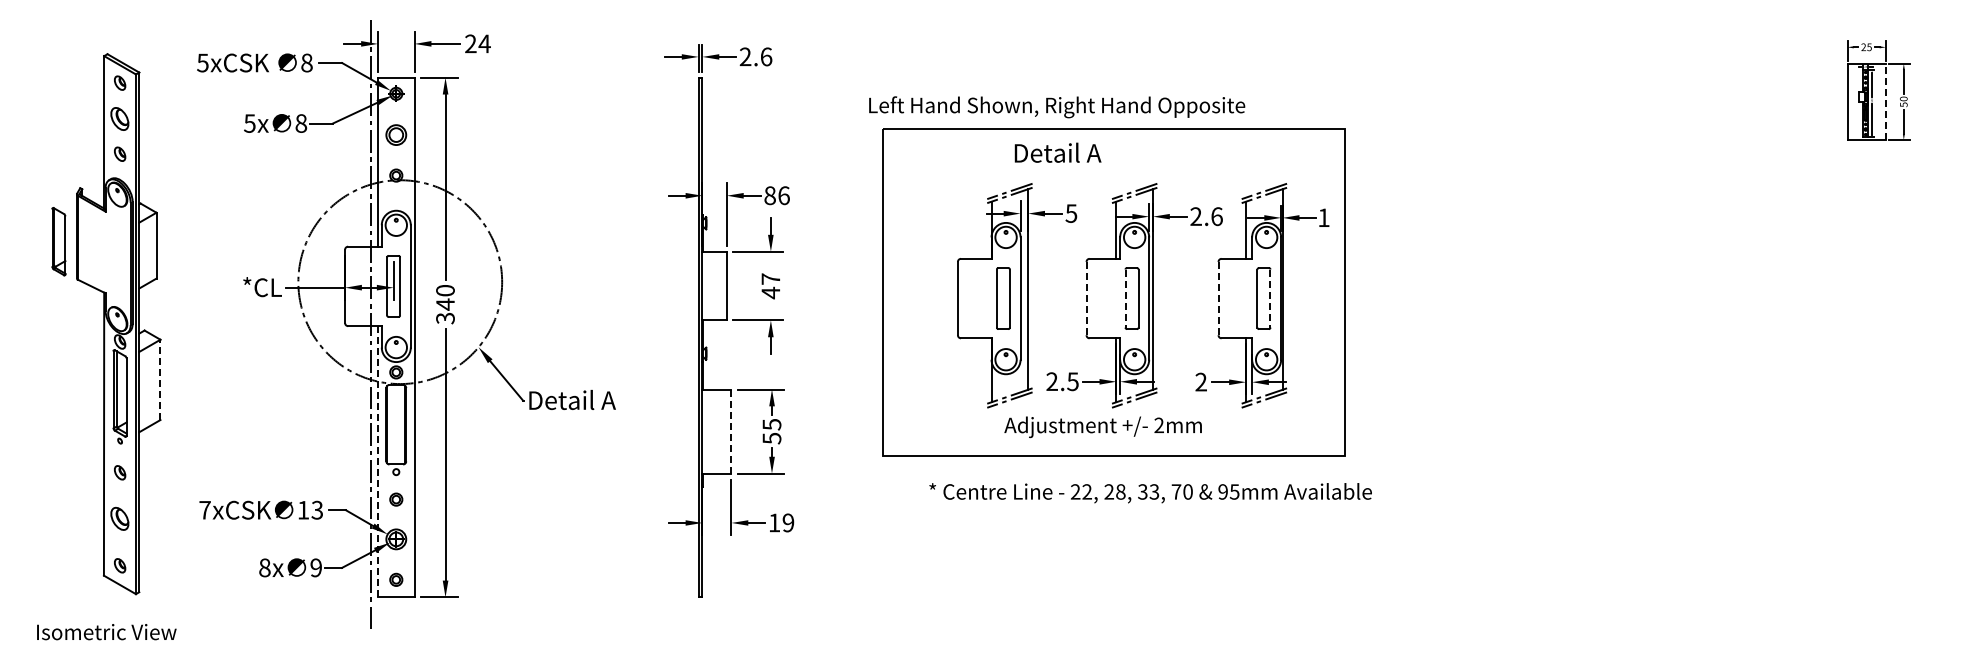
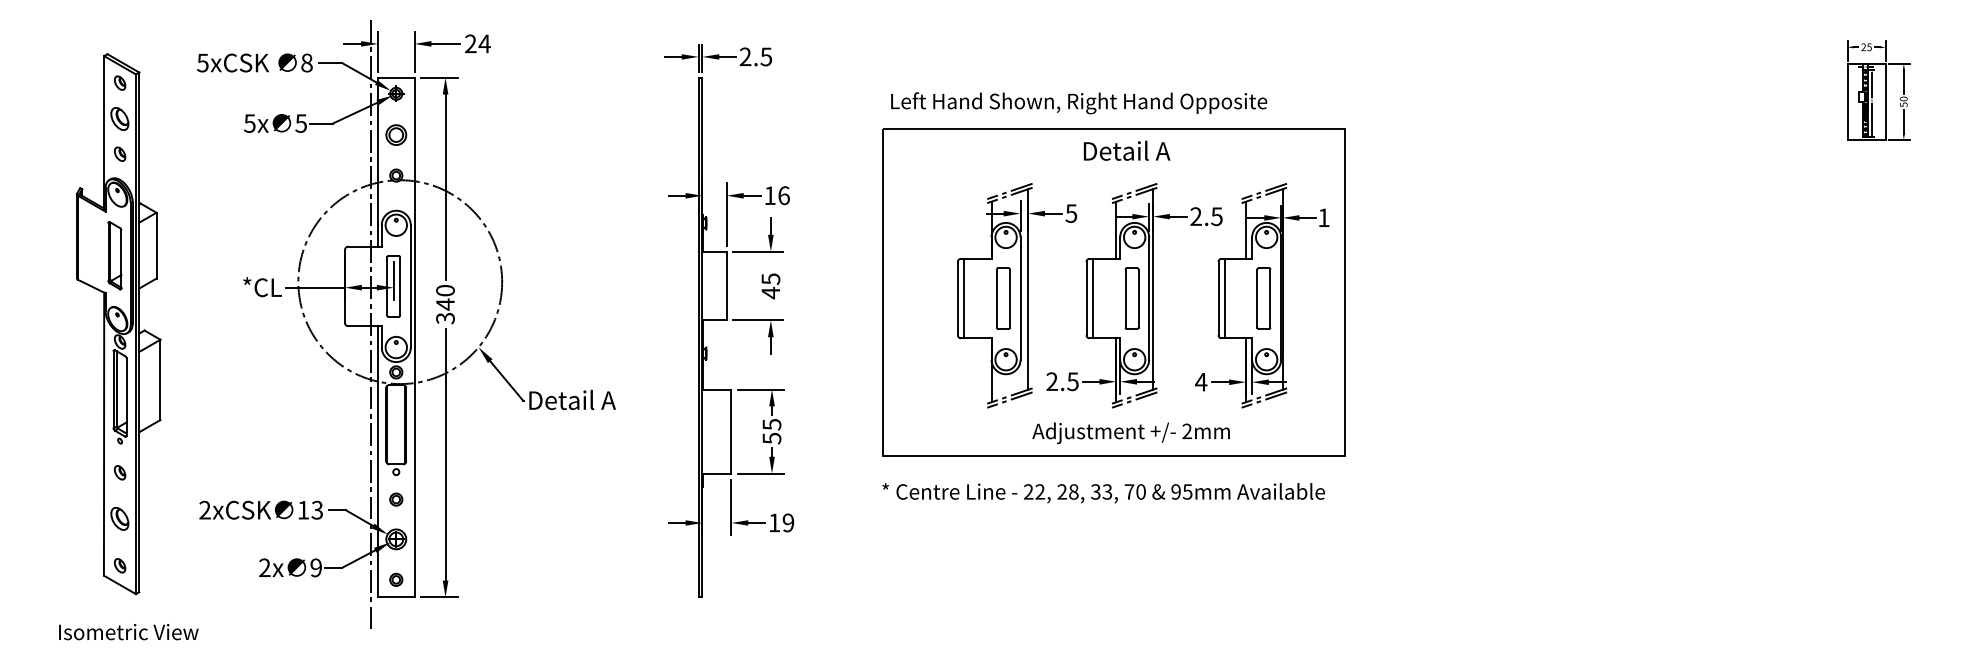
text: 2.6 -> 2.5 (766, 56)
line: dashed -> solid (1885, 101)
text position: (1057, 107) -> (1079, 103) (1079, 103)
text: 8 -> 5 (301, 123)
text position: (1057, 152) -> (1126, 150) (1126, 150)
text: 86 -> 16 (769, 195)
text: 2.6 -> 2.5 (1216, 216)
part position: (58, 241) -> (114, 255) (114, 255)
text: 47 -> 45 (770, 278)
line: none -> present (964, 298)
line: dashed -> solid (1086, 298)
line: none -> present (1092, 298)
line: dashed -> solid (1218, 298)
line: none -> present (1224, 298)
line: dashed -> solid (1125, 299)
line: dashed -> solid (1270, 299)
line: dashed -> solid (160, 379)
text: 2 -> 4 (1200, 381)
text position: (1102, 427) -> (1130, 433) (1130, 433)
line: dashed -> solid (731, 432)
line: dashed -> solid (377, 461)
text position: (1150, 493) -> (1103, 493) (1103, 493)
text: 7xCSK -> 2xCSK (204, 509)
text: 8x -> 2x (264, 567)
text position: (106, 632) -> (128, 632) (128, 632)
